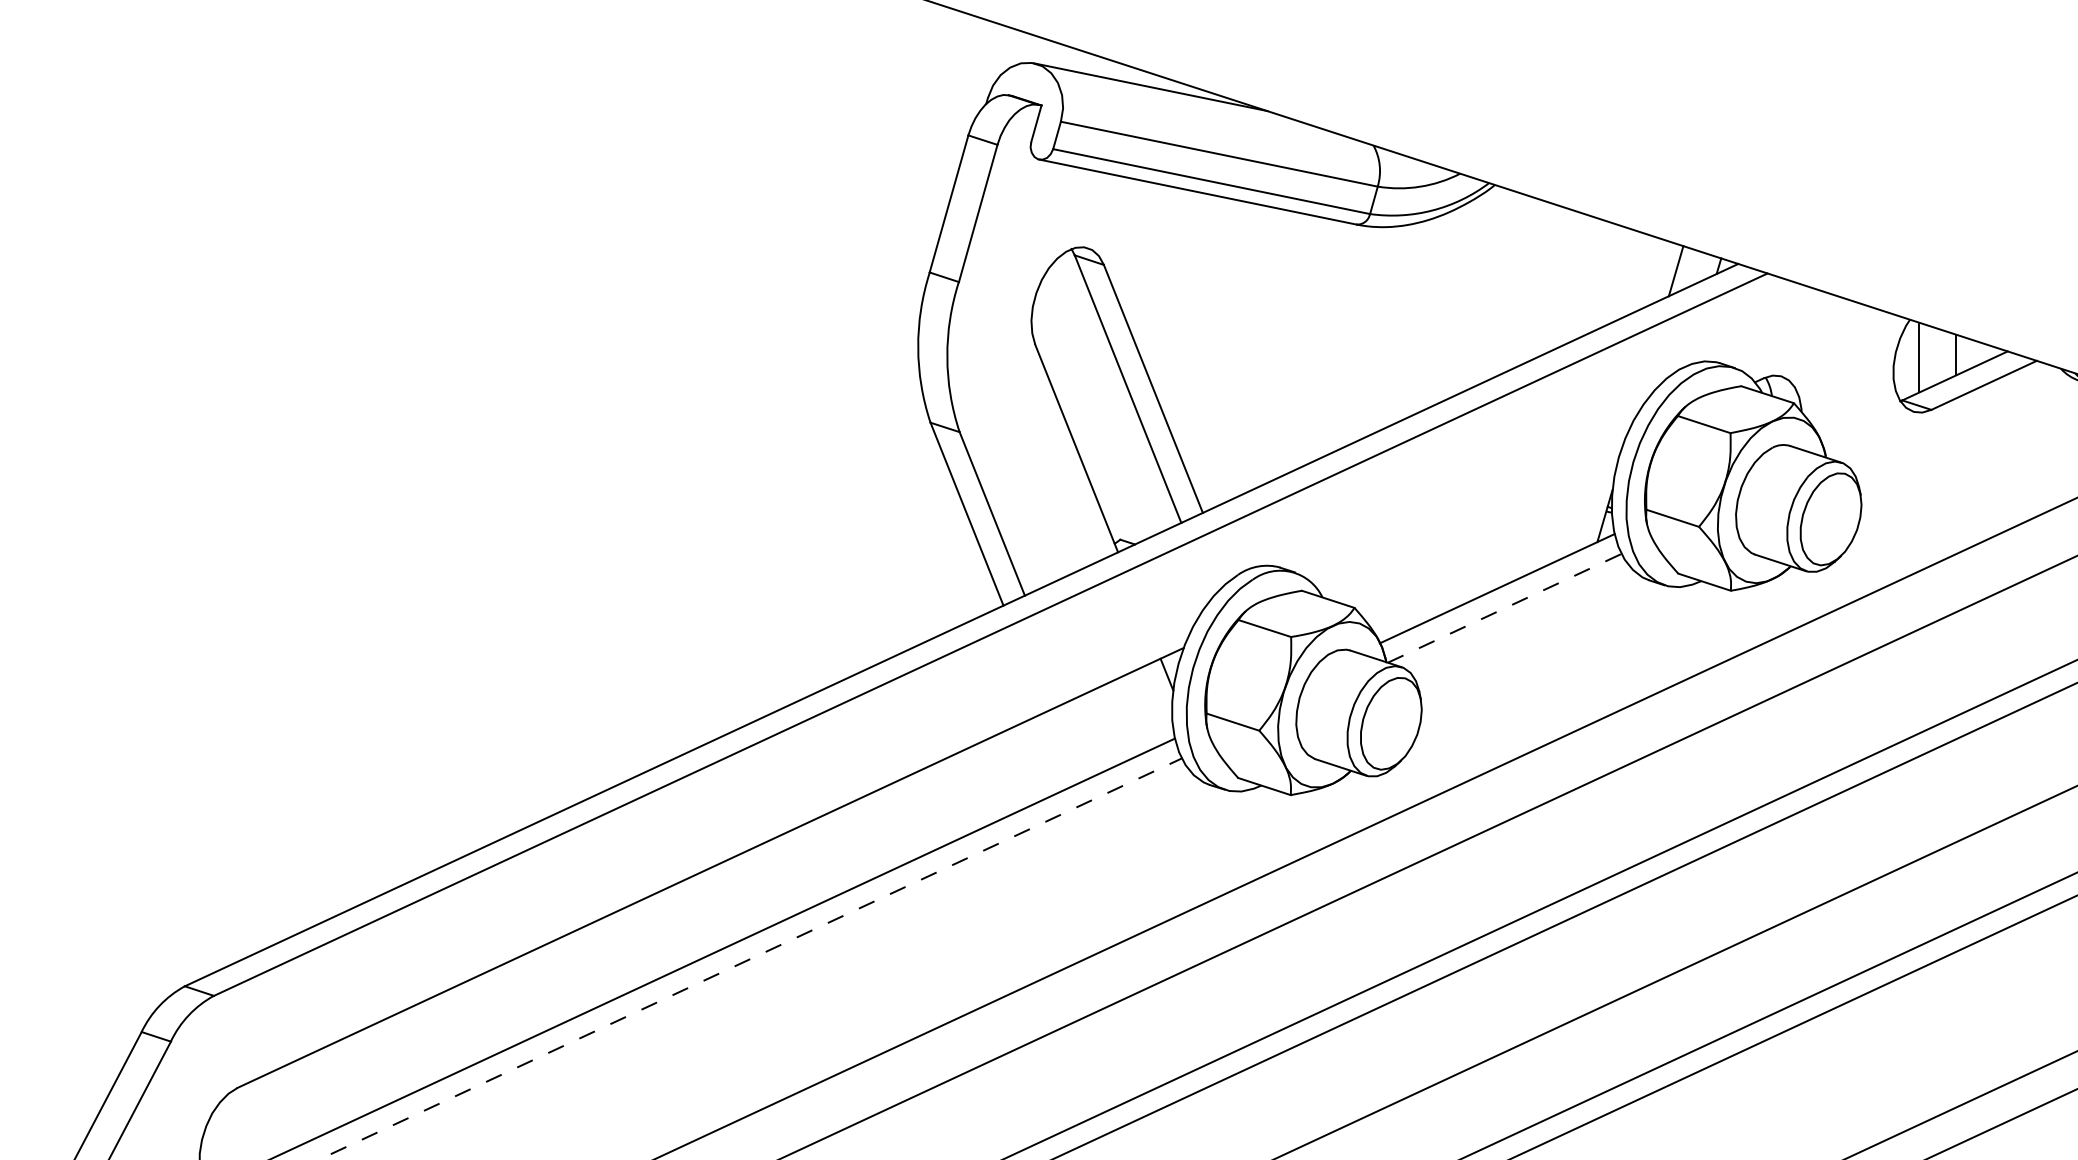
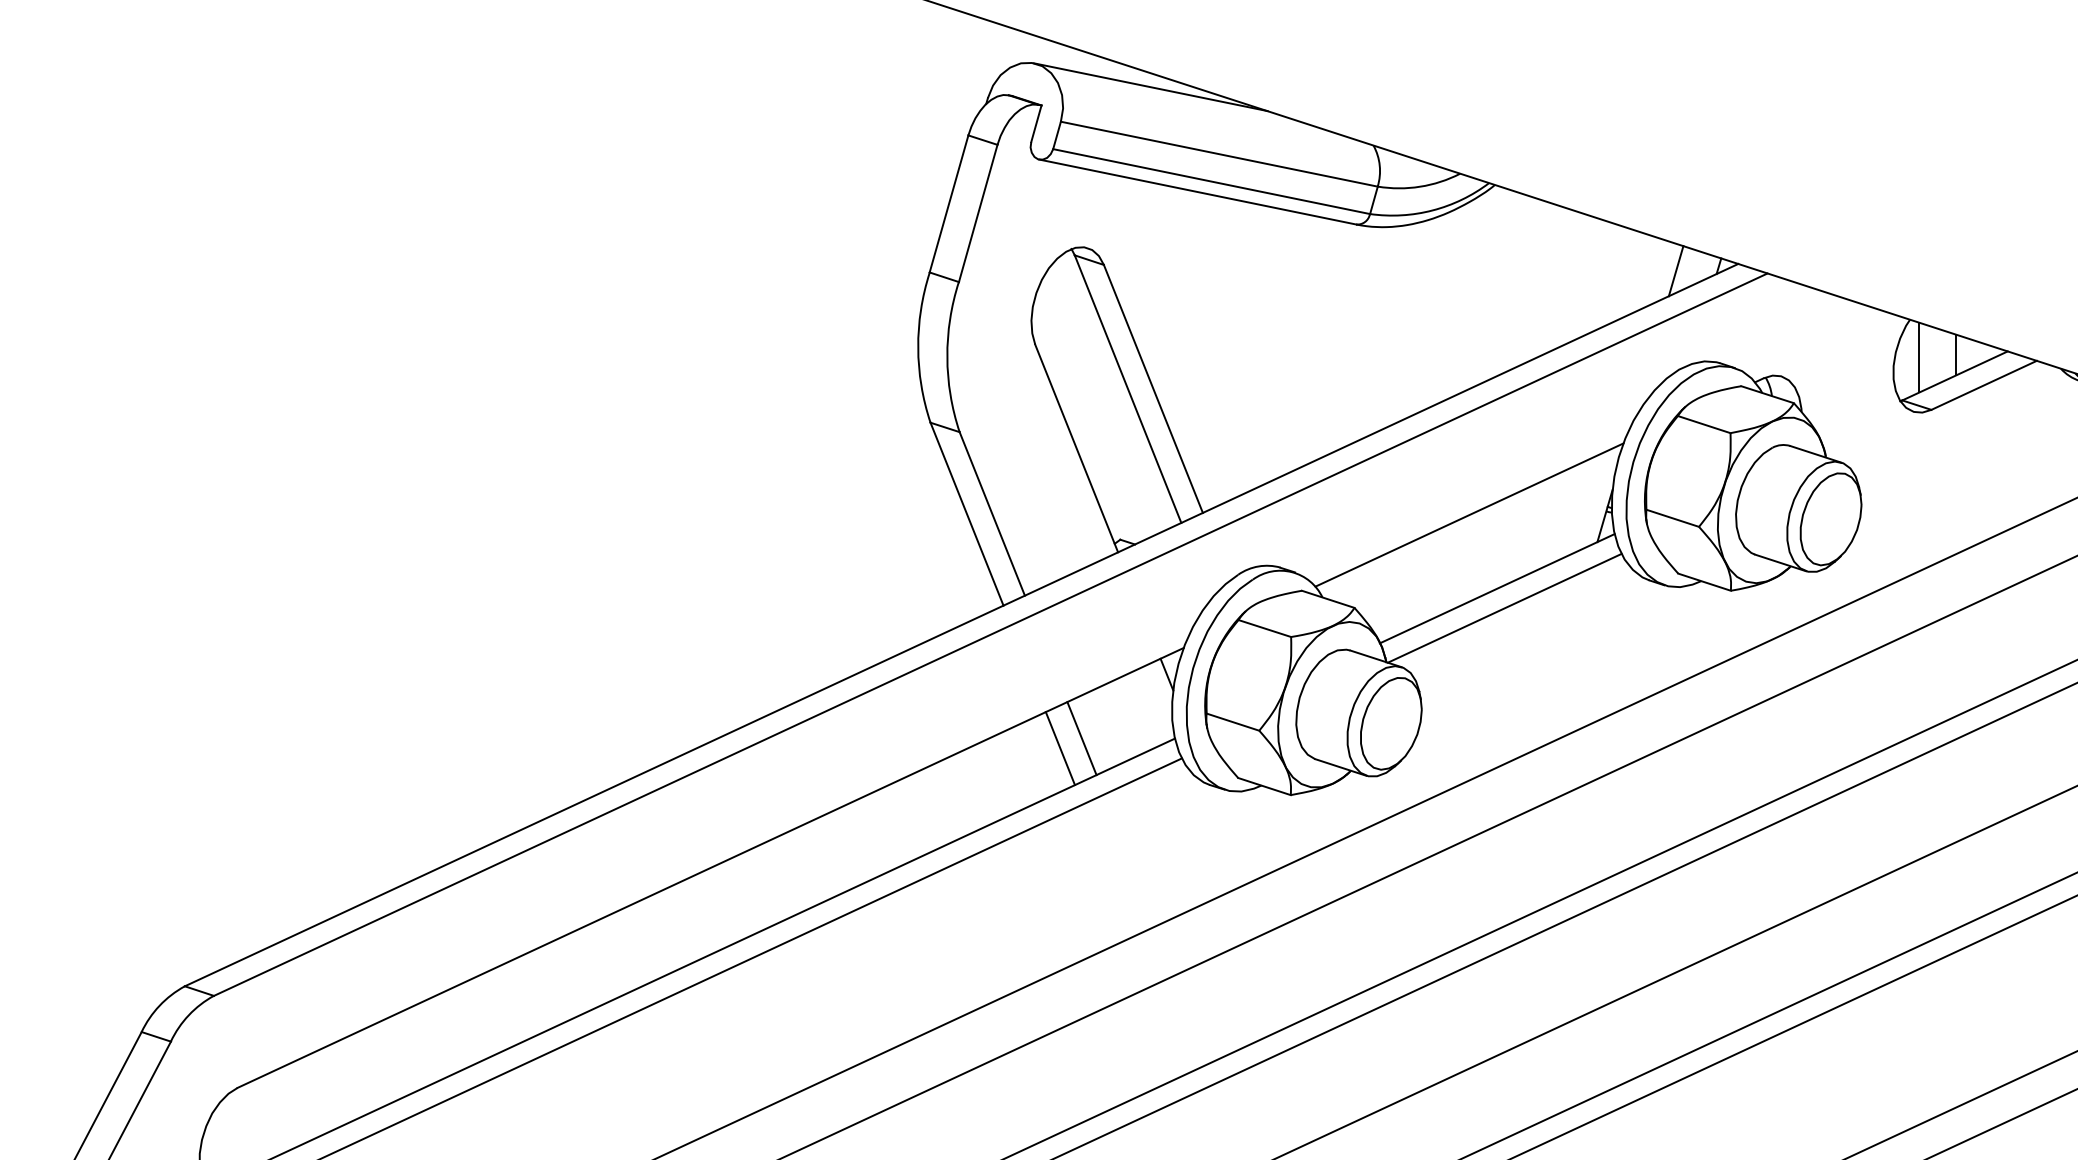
line: none -> present (1469, 514)
line: dashed -> solid (1504, 608)
line: none -> present (1081, 738)
line: none -> present (1059, 748)
line: dashed -> solid (750, 959)
